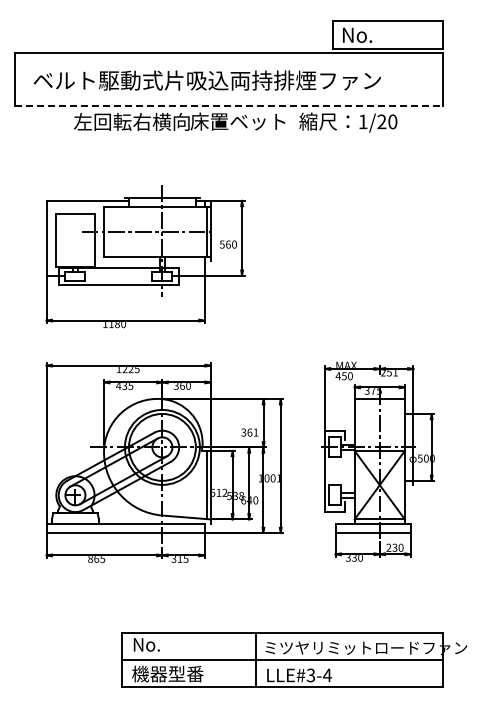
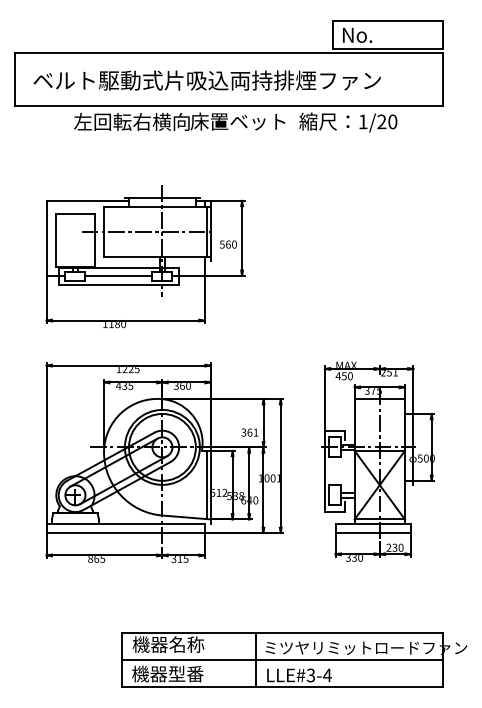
line: dashed -> solid (229, 106)
line: none -> present (118, 275)
text: No. -> 機器名称 (168, 644)
